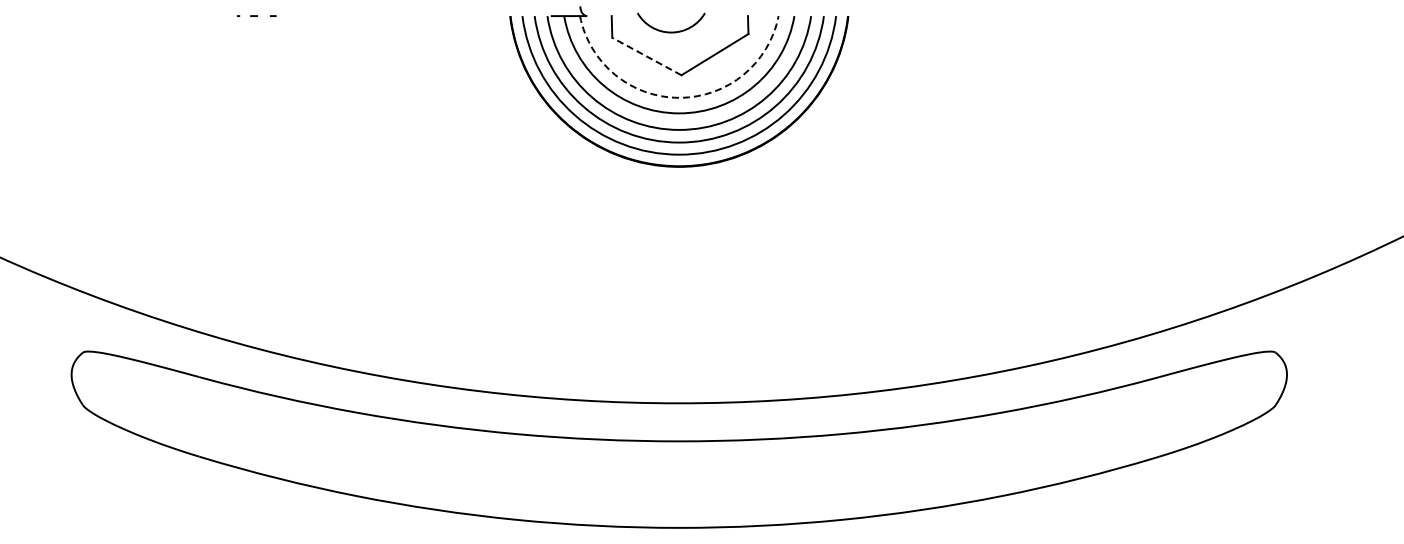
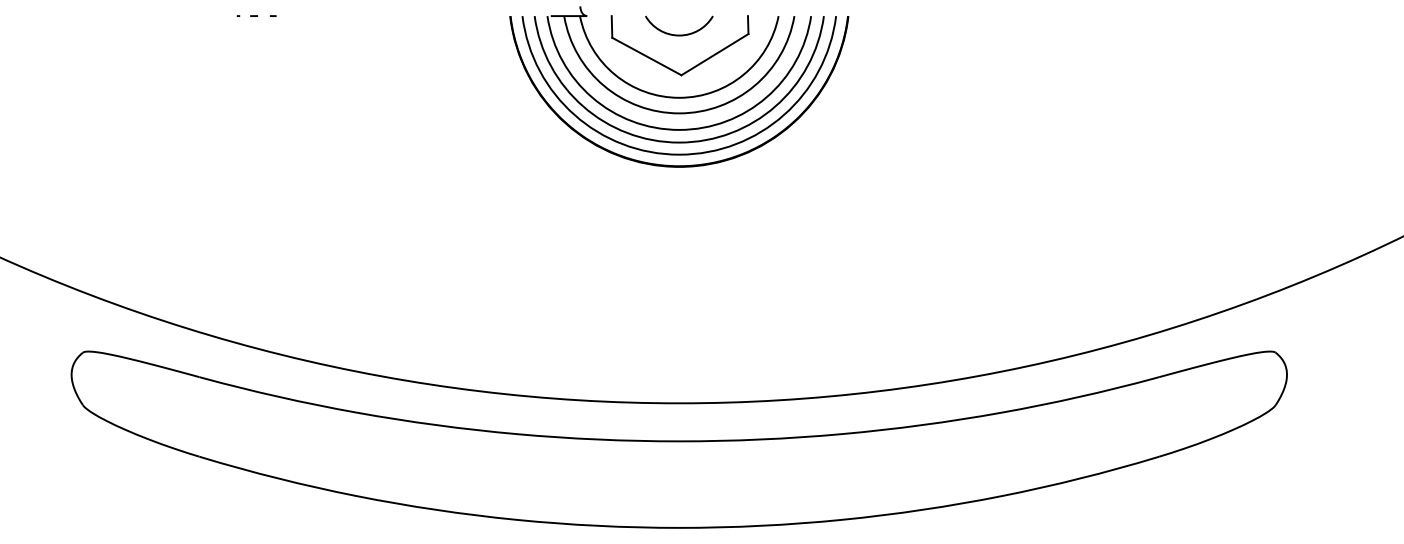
arc position: (671, 31) -> (679, 34) (679, 34)
line: dashed -> solid (646, 56)
arc: dashed -> solid (679, 97)
